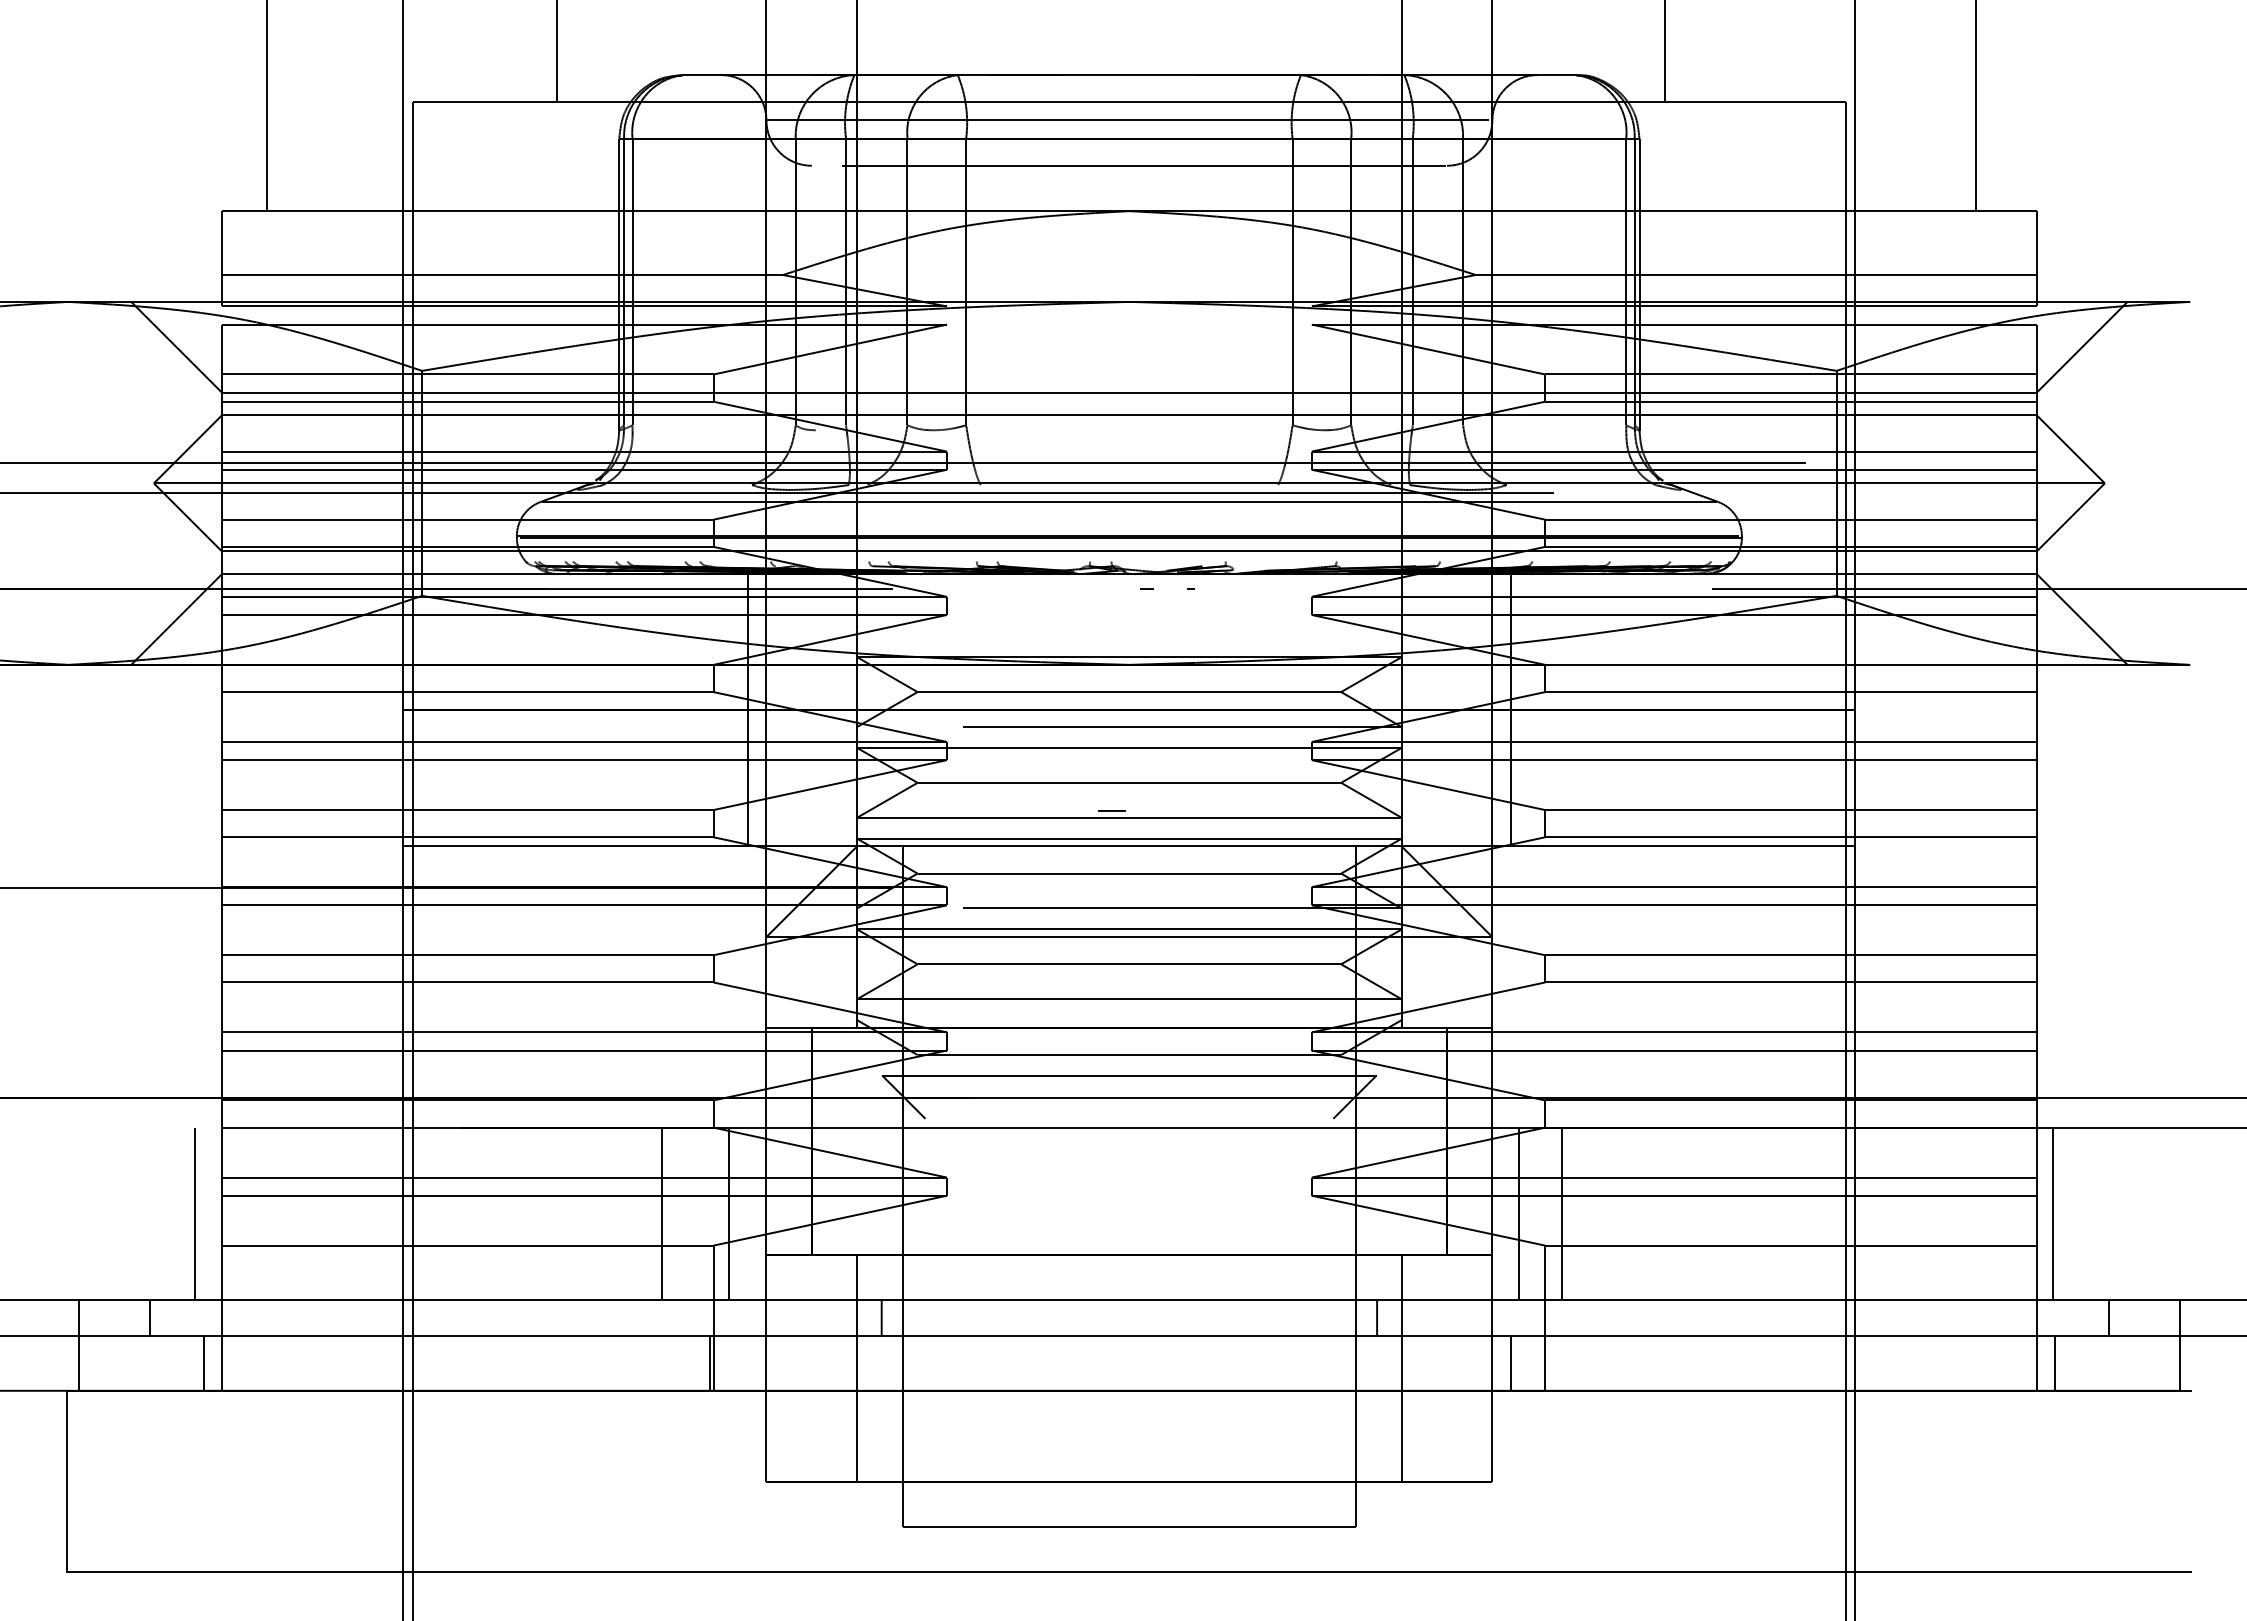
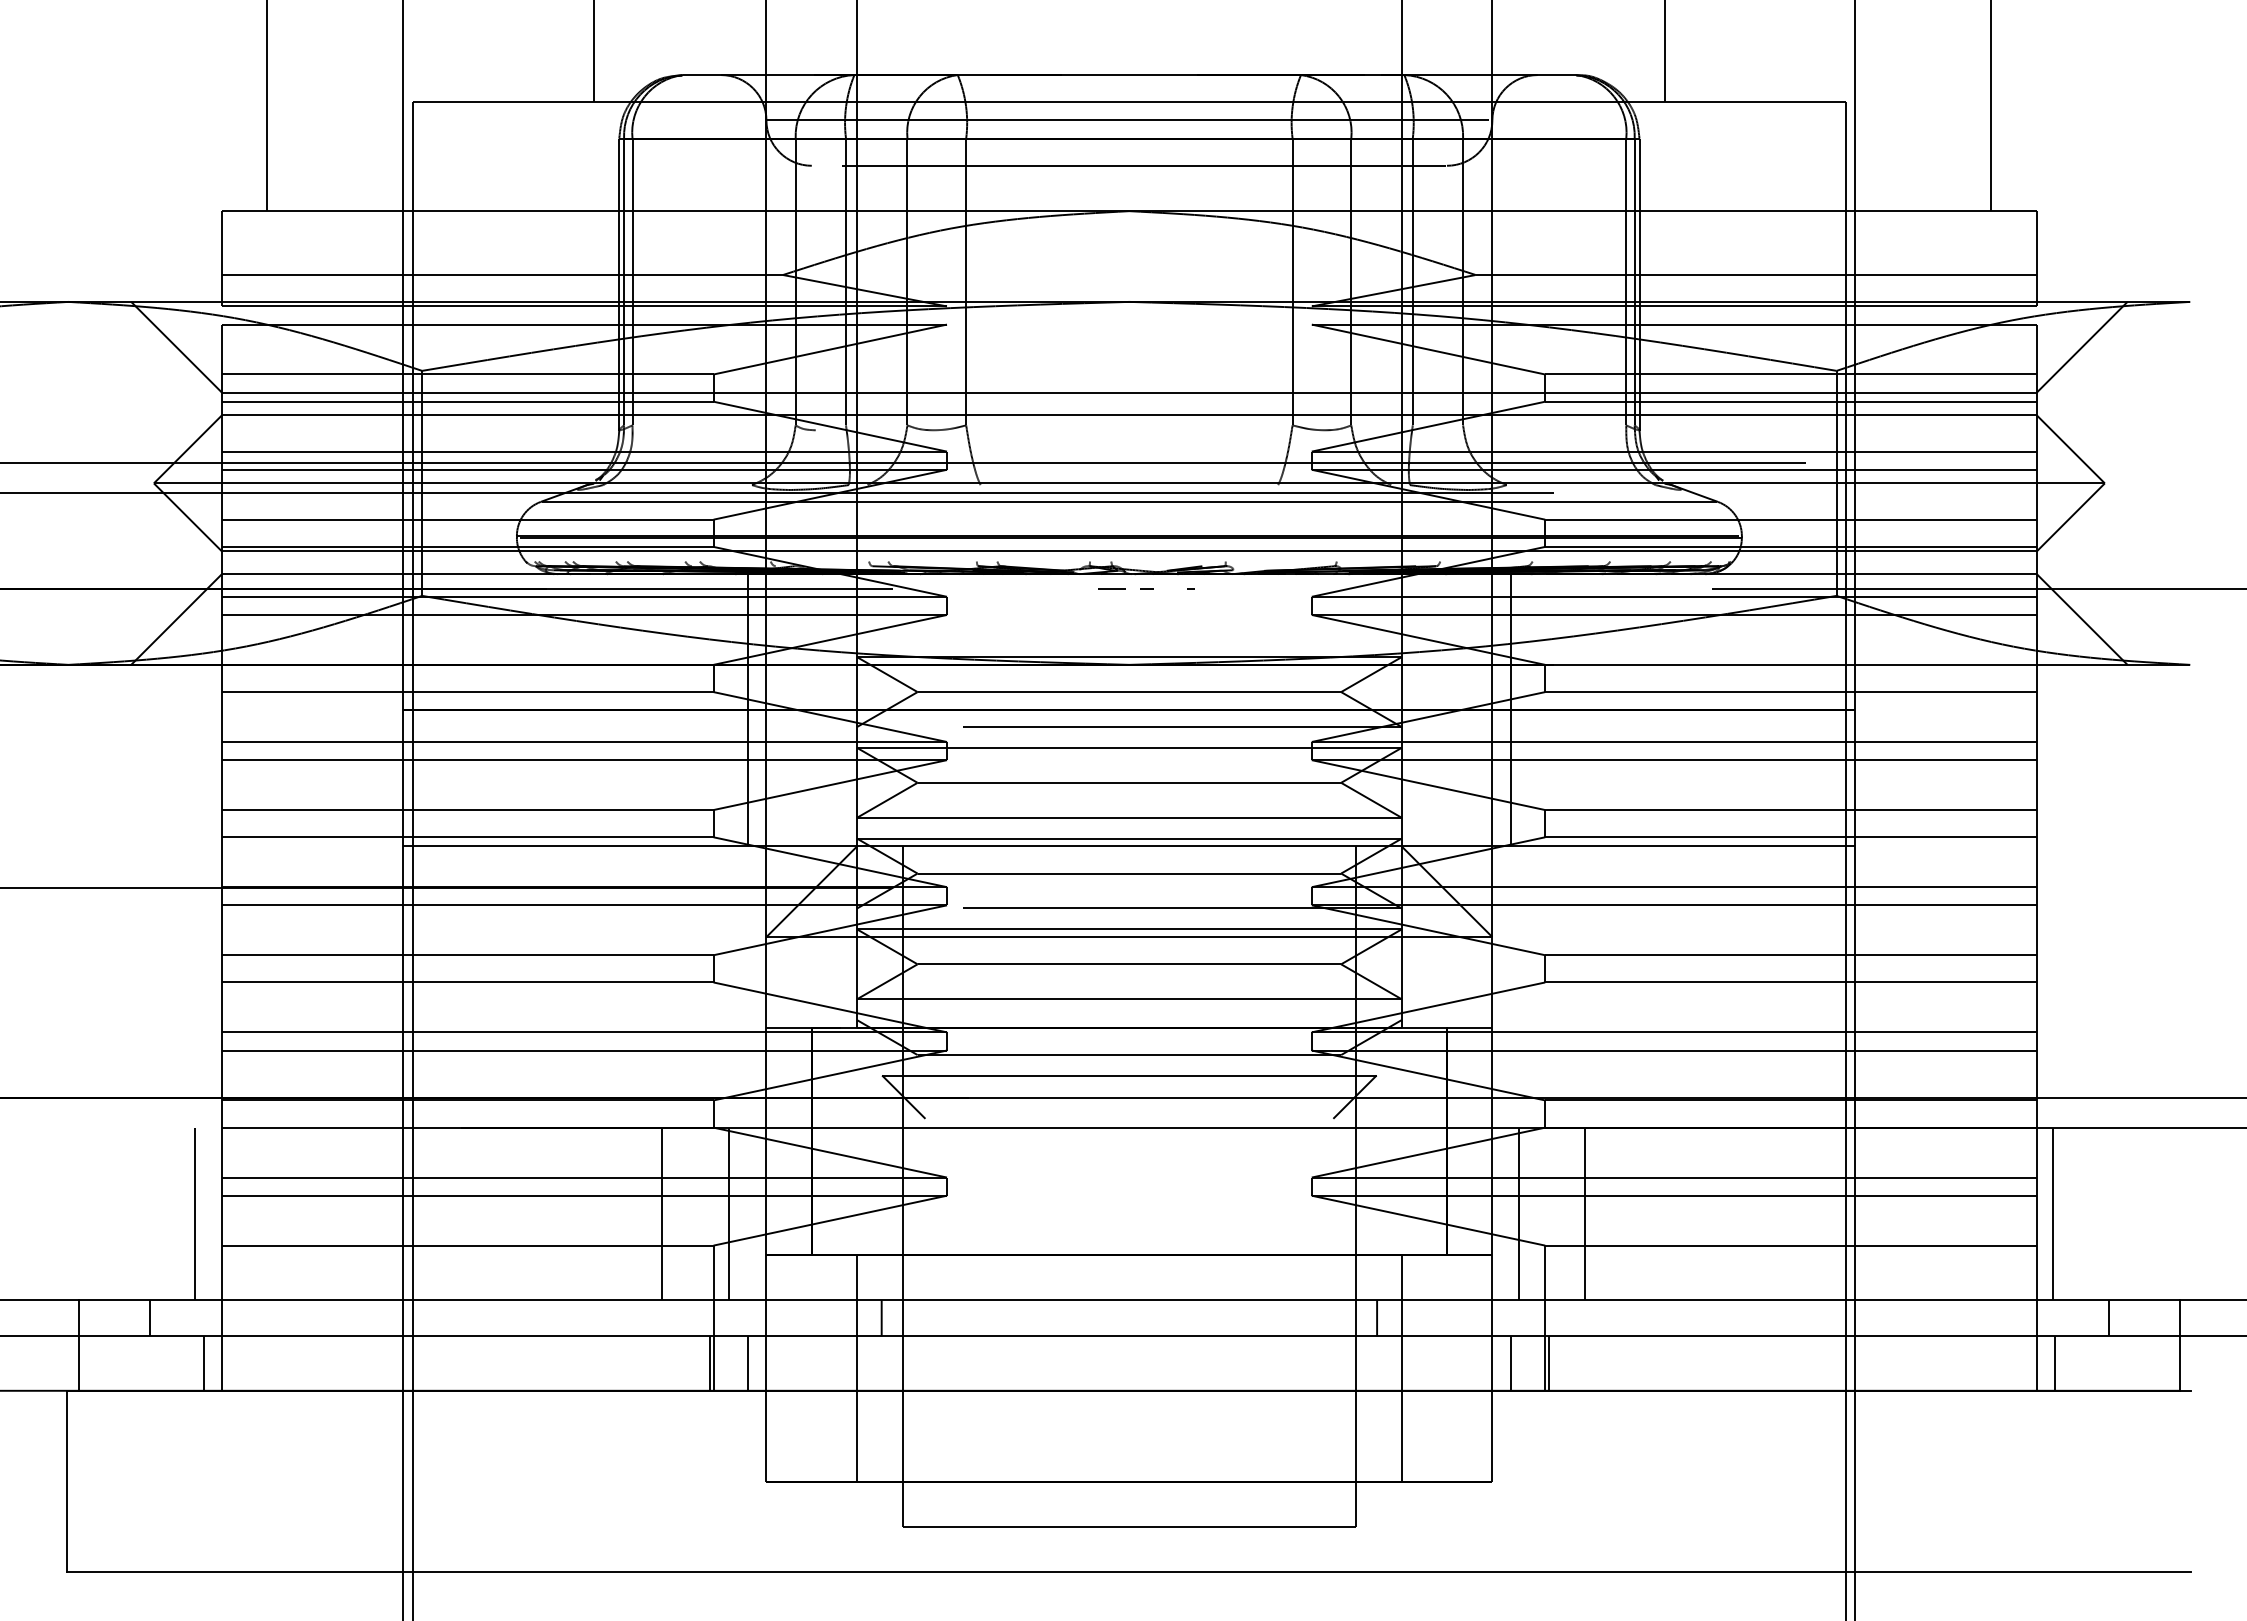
line position: (557, 52) -> (594, 52) (594, 52)
line position: (1976, 106) -> (1991, 106) (1991, 106)
line position: (1111, 810) -> (1111, 588) (1111, 588)
line position: (1562, 1213) -> (1585, 1213) (1585, 1213)
line: none -> present (748, 1363)
line: none -> present (1549, 1363)
